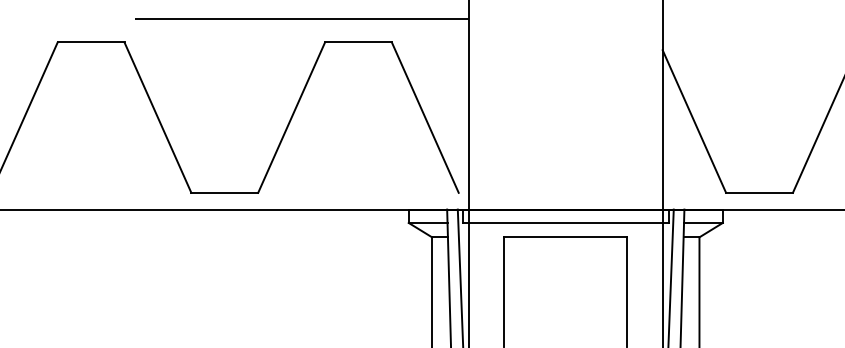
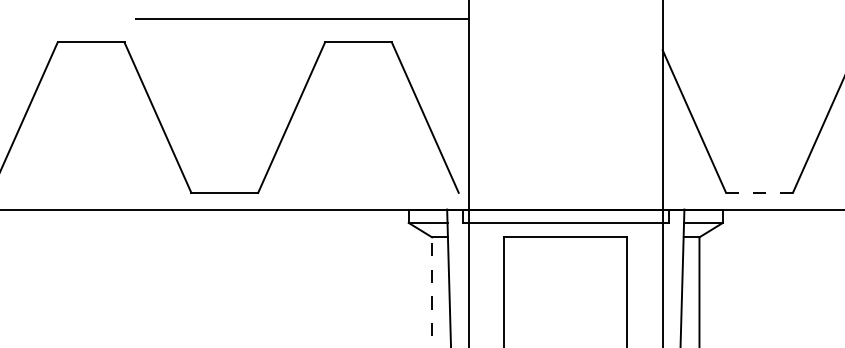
line: solid -> dashed (760, 192)
line: present -> none (460, 276)
line: present -> none (670, 276)
line: solid -> dashed (432, 292)
